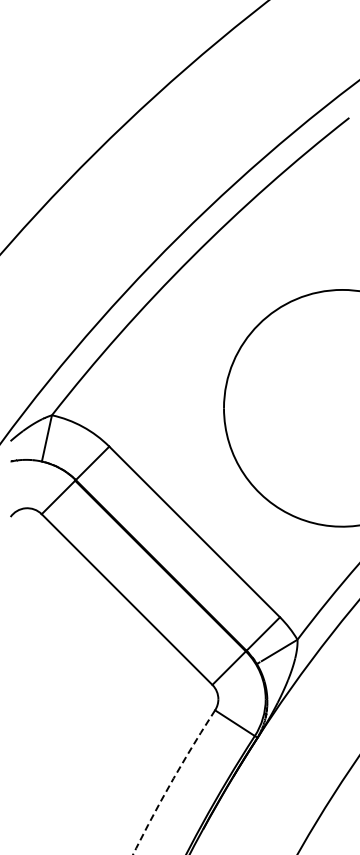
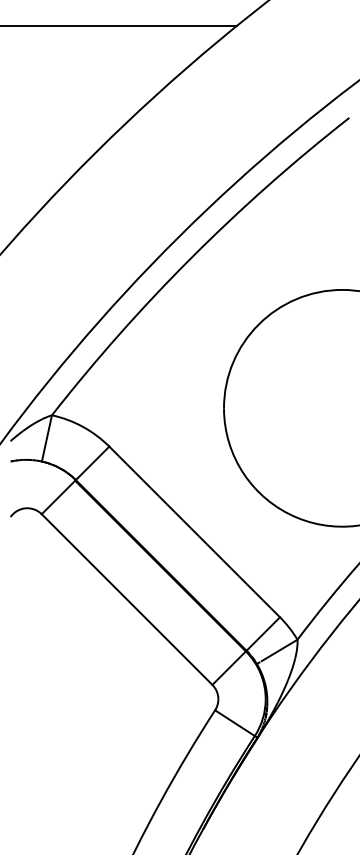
line: none -> present (119, 25)
arc: dashed -> solid (171, 781)
